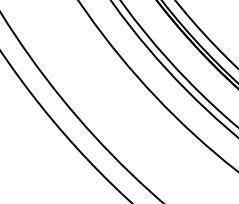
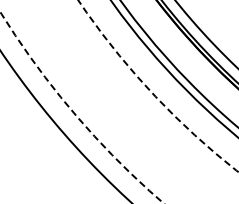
arc: solid -> dashed (151, 92)
arc: solid -> dashed (74, 113)
